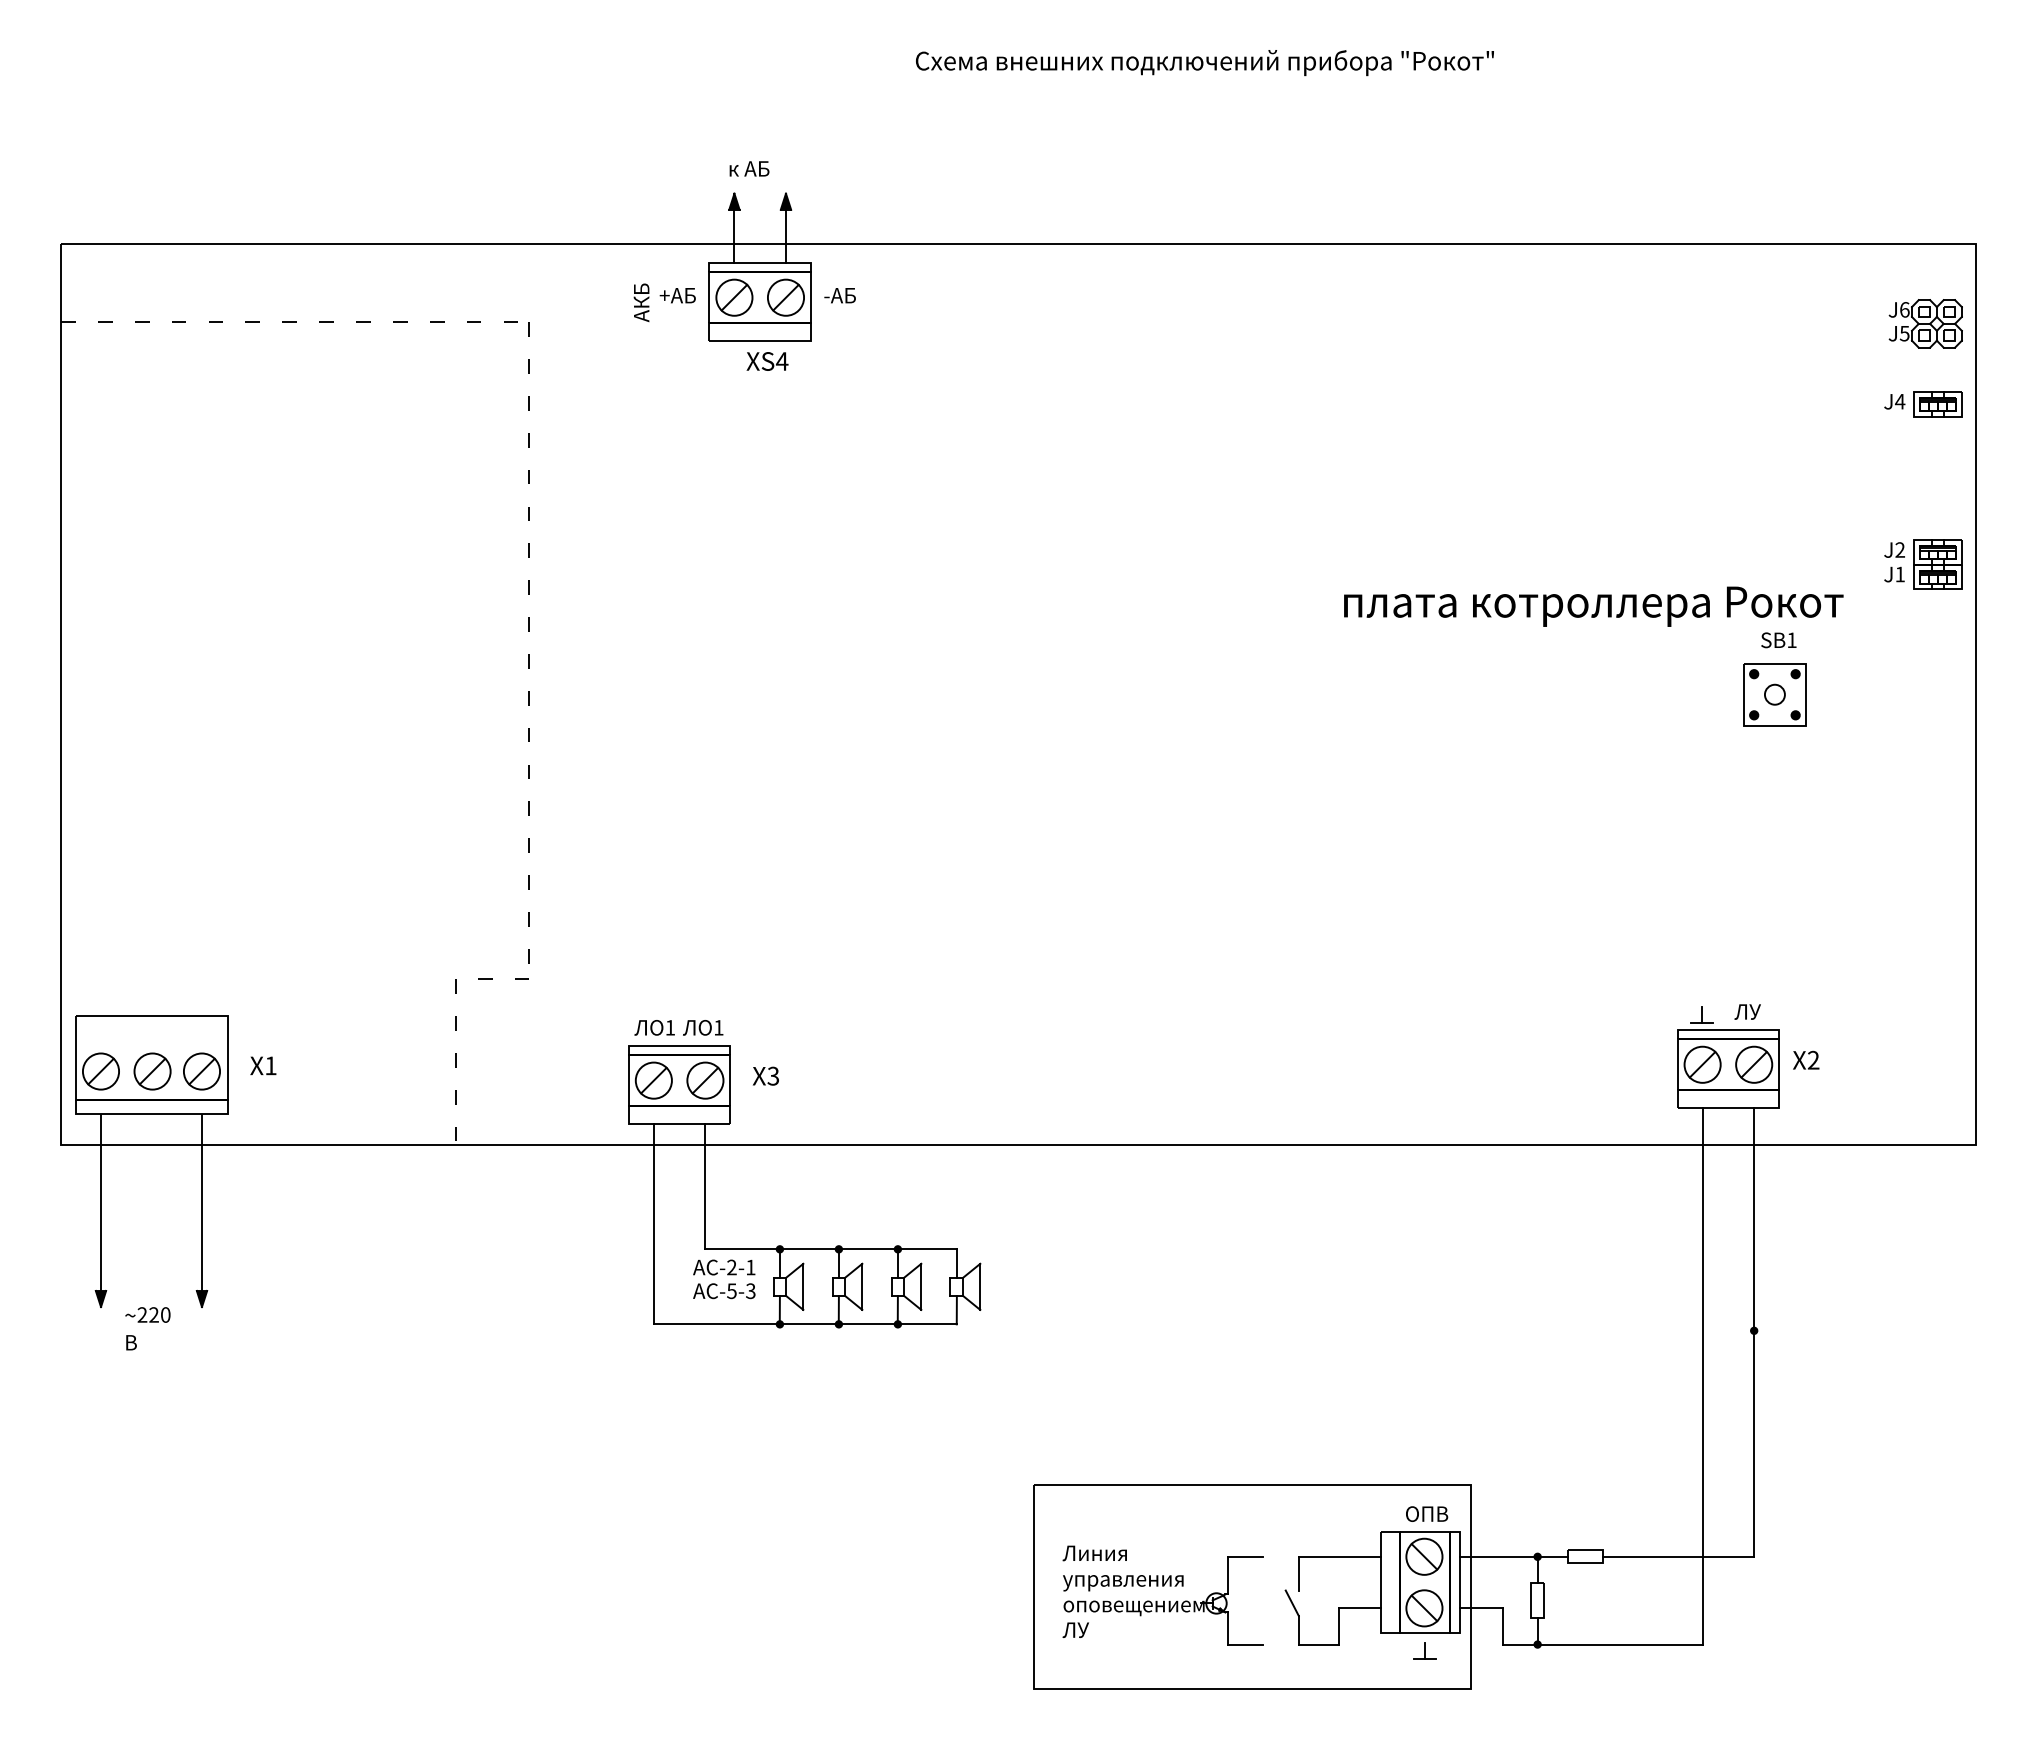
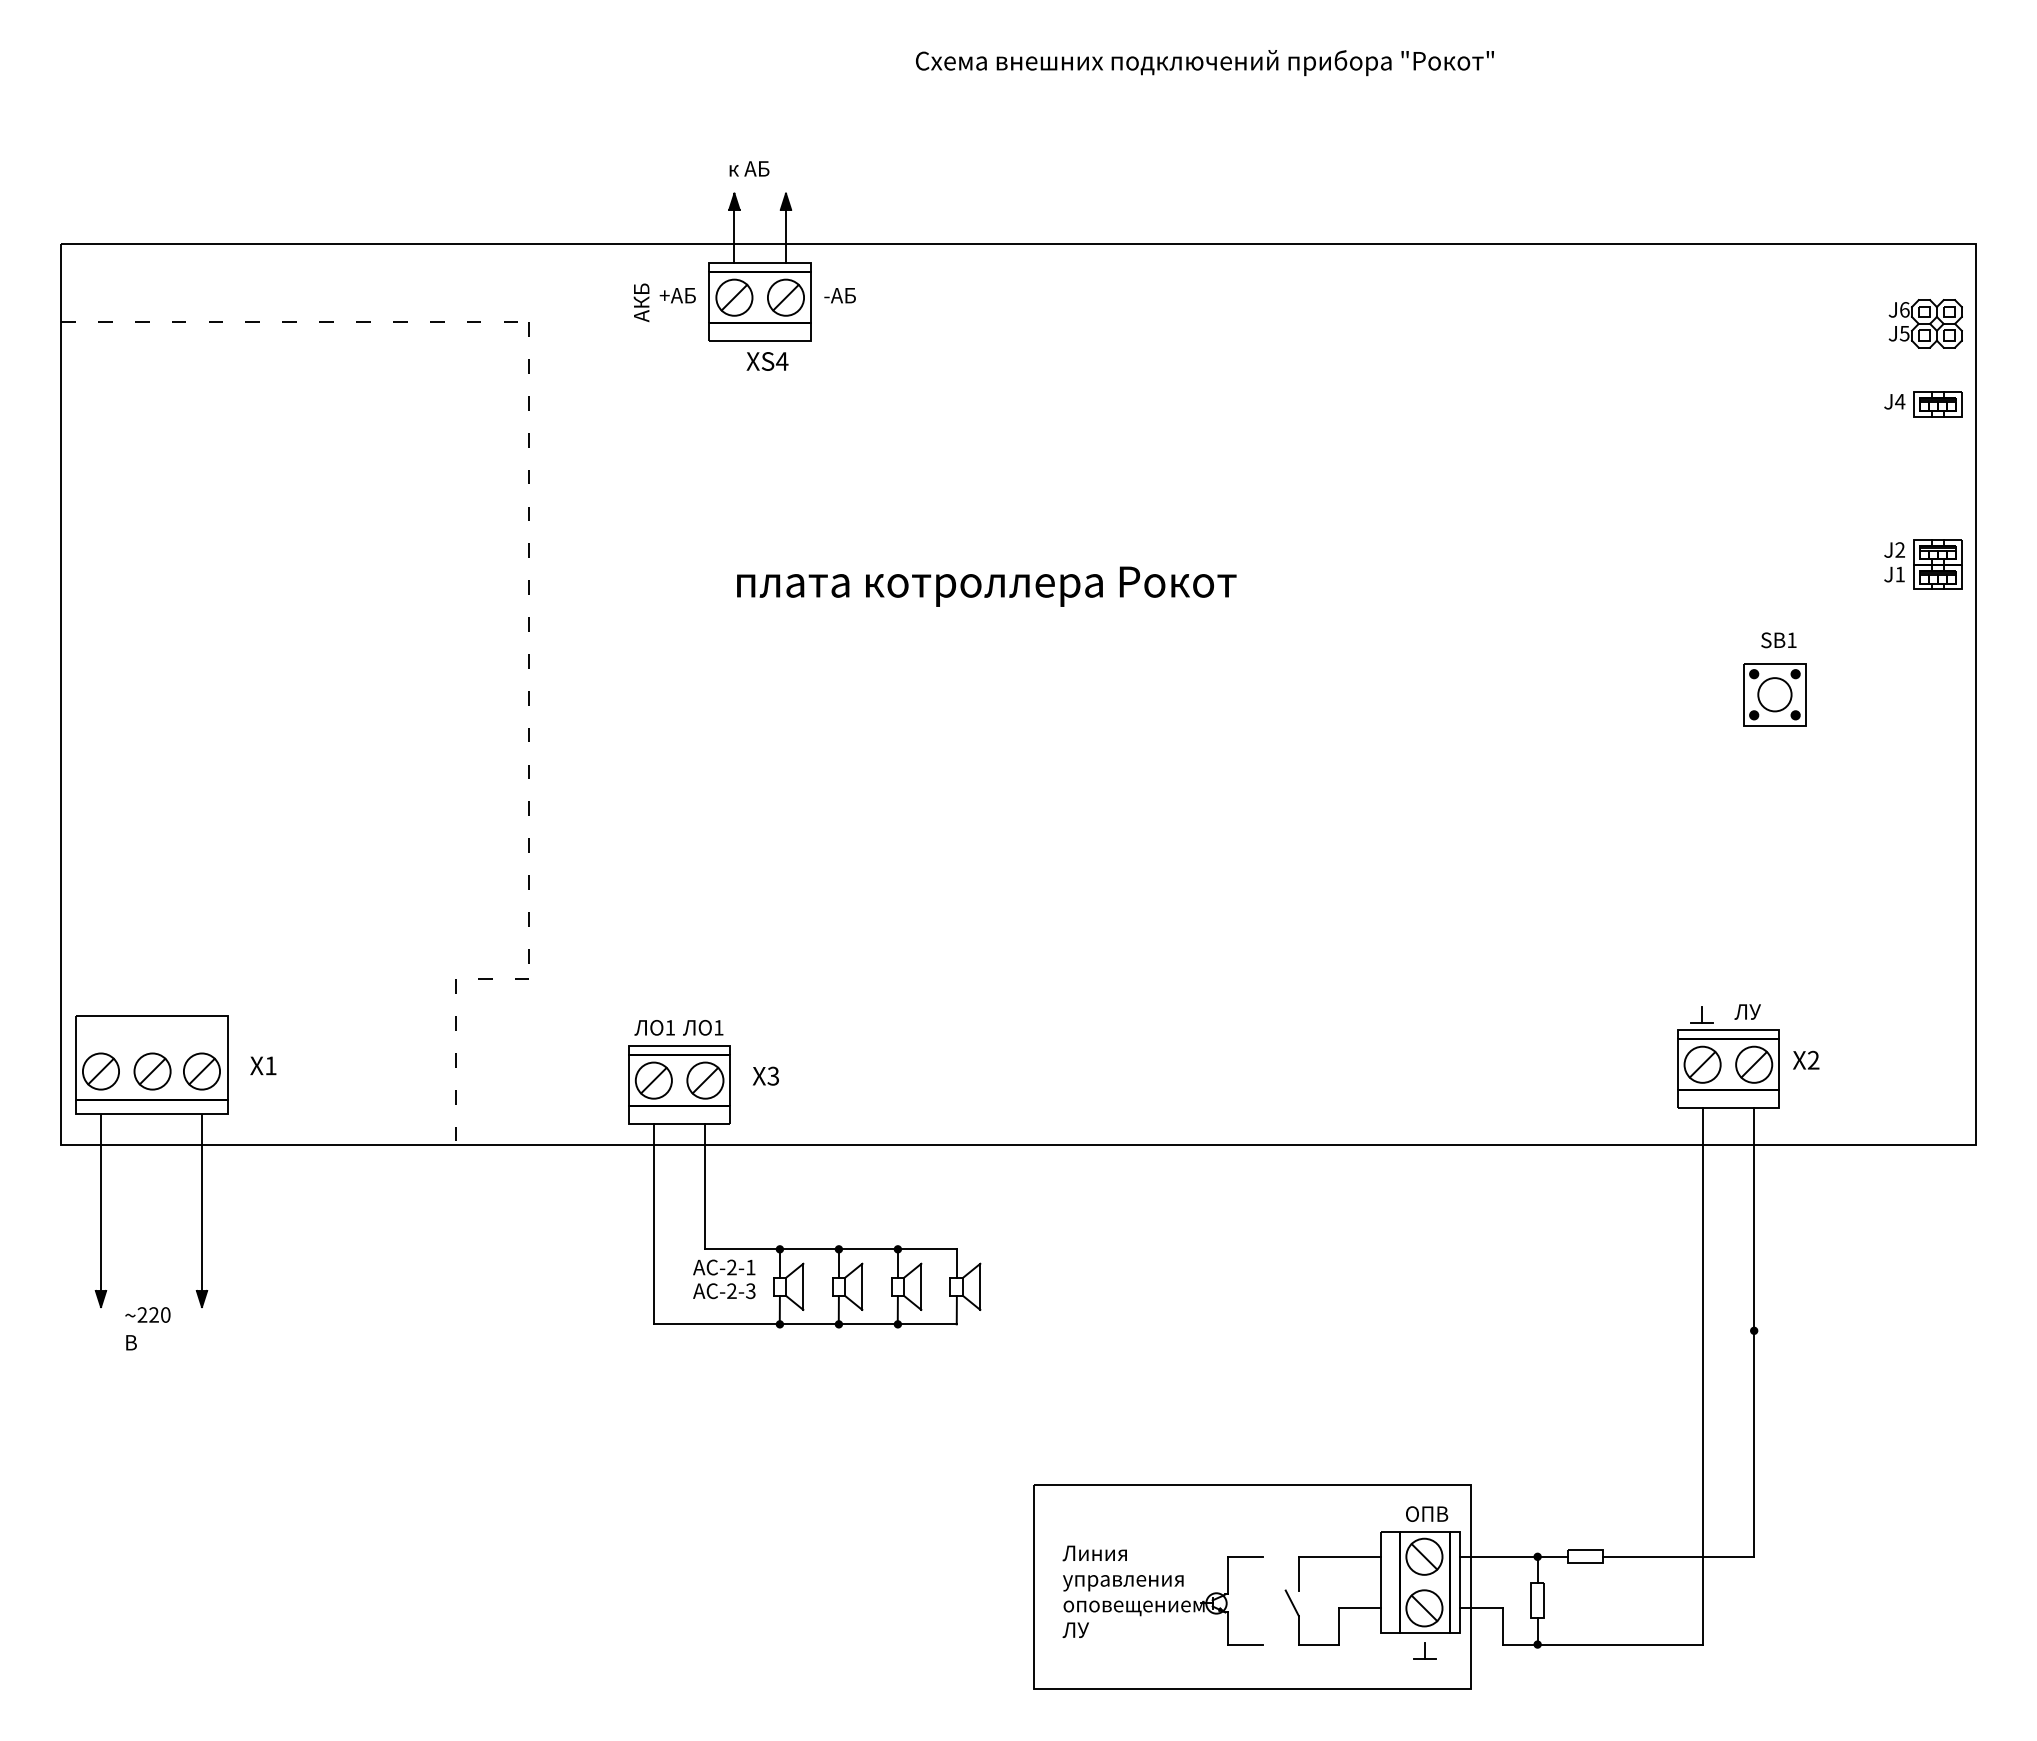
text position: (1593, 606) -> (986, 586) (986, 586)
circle diameter: 20 px -> 33 px (1774, 694)
text: -5-3 -> -2-3 (731, 1291)
